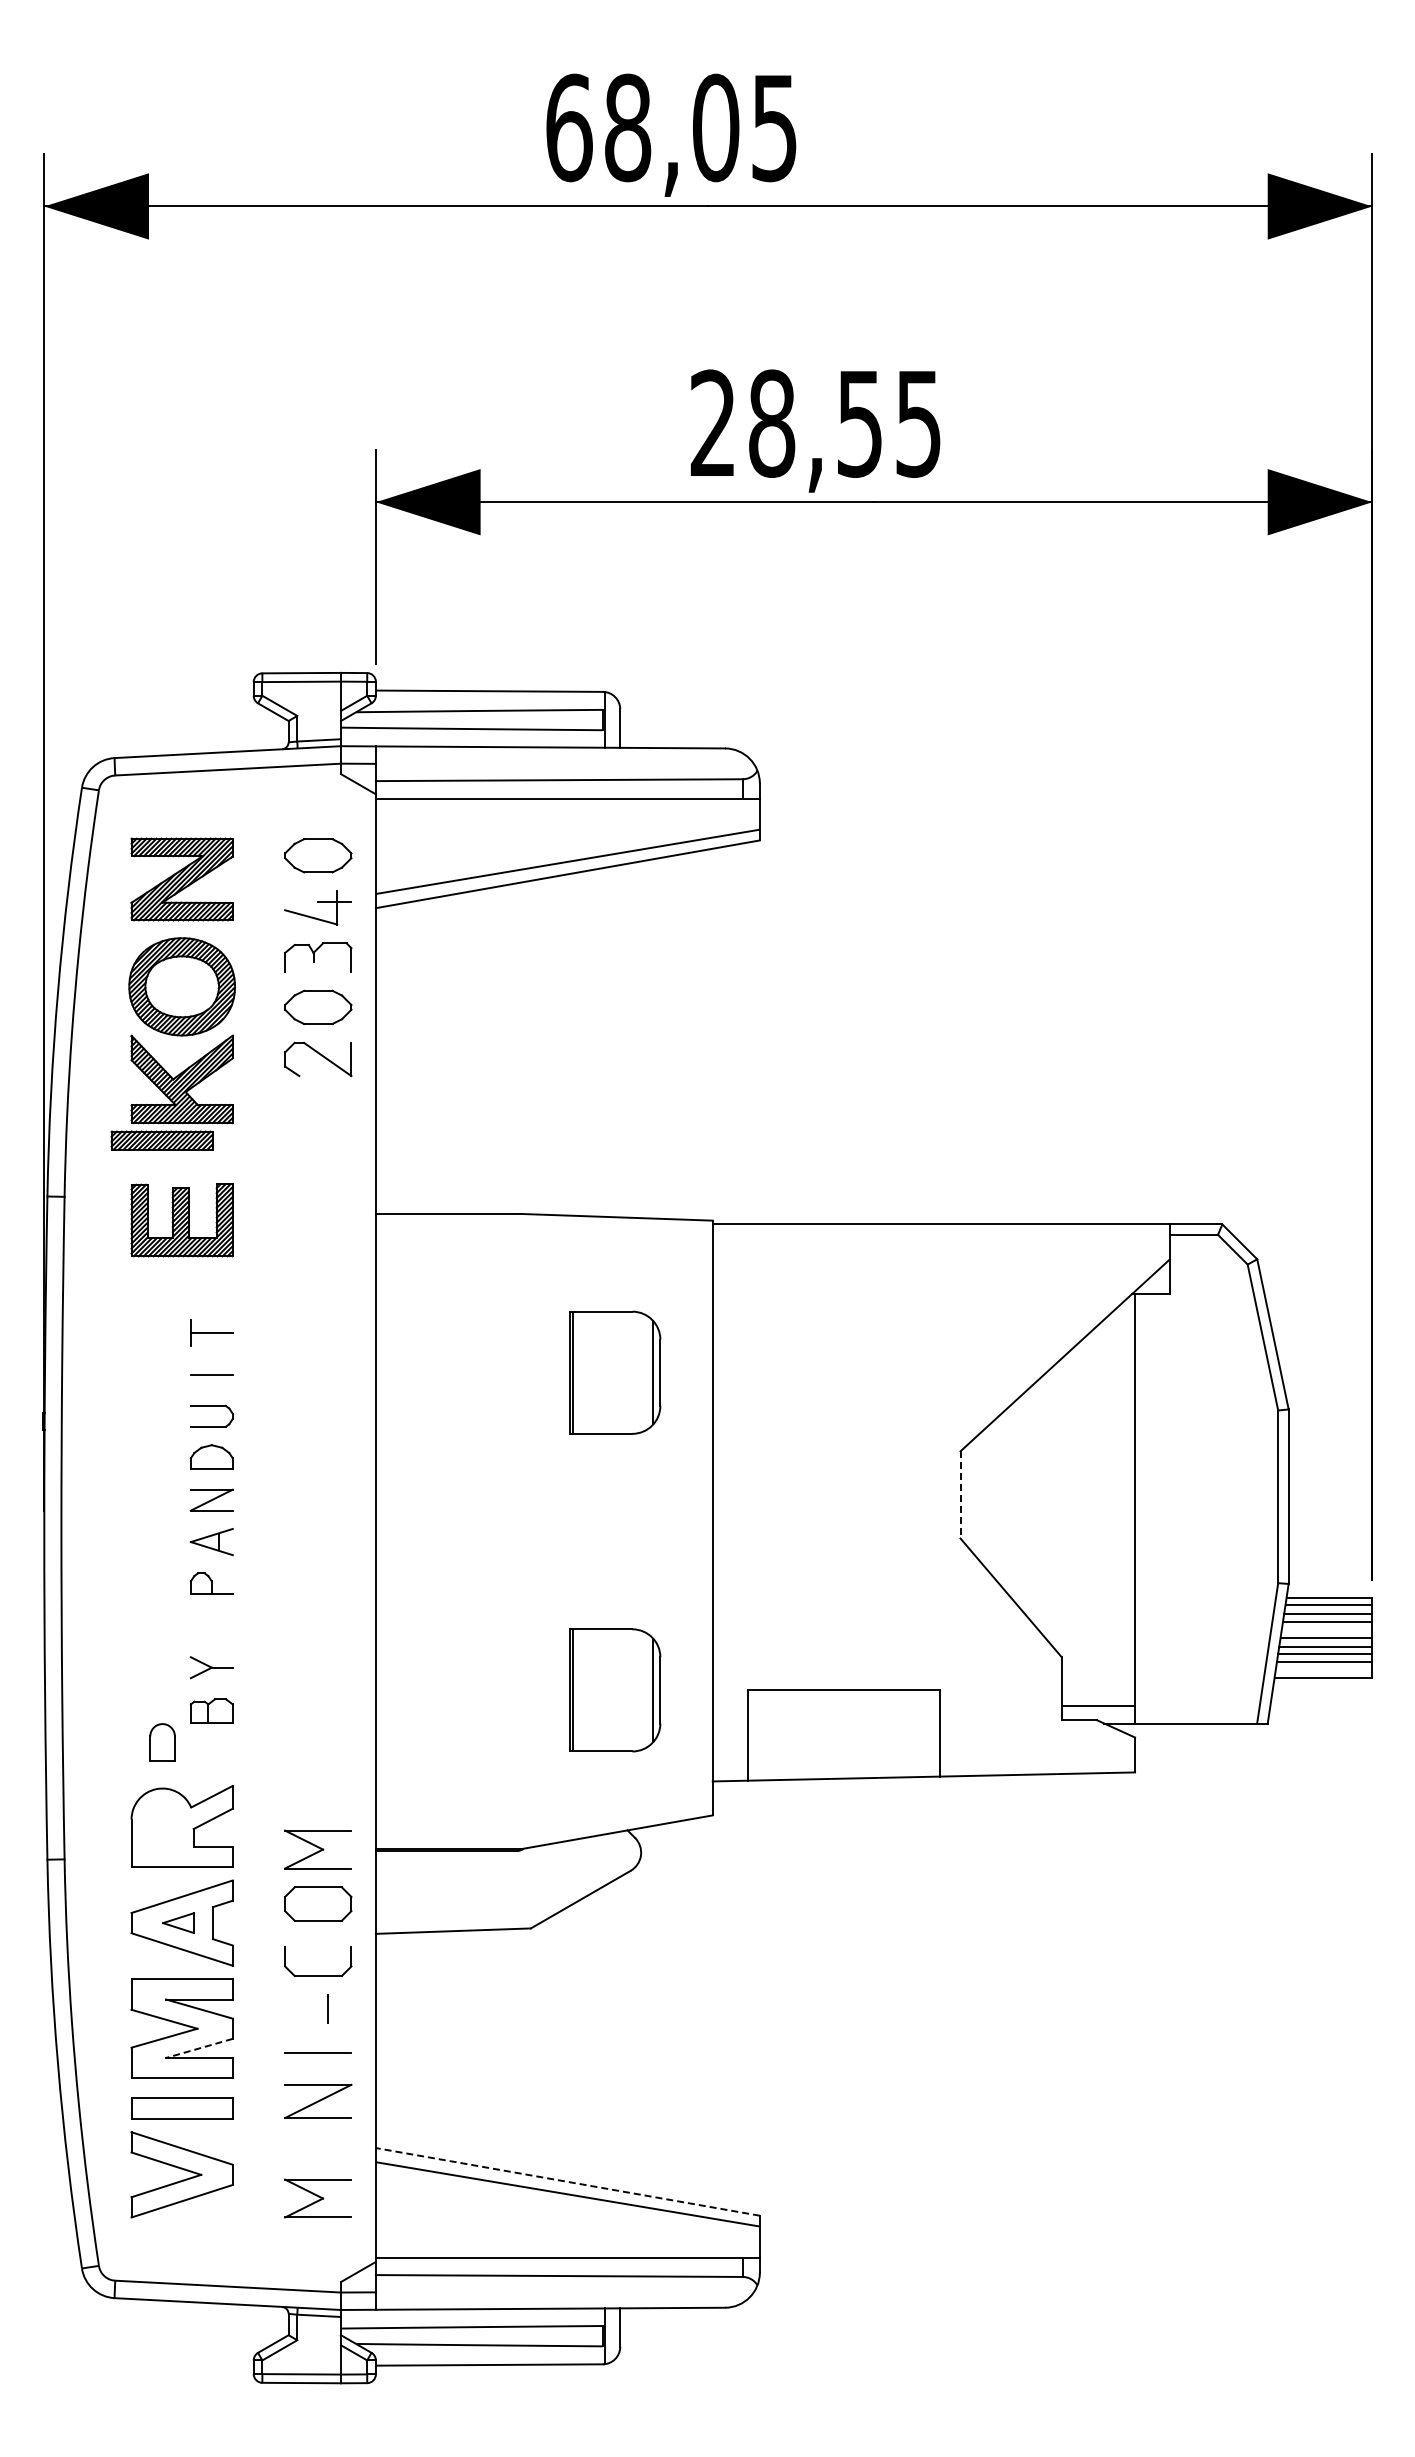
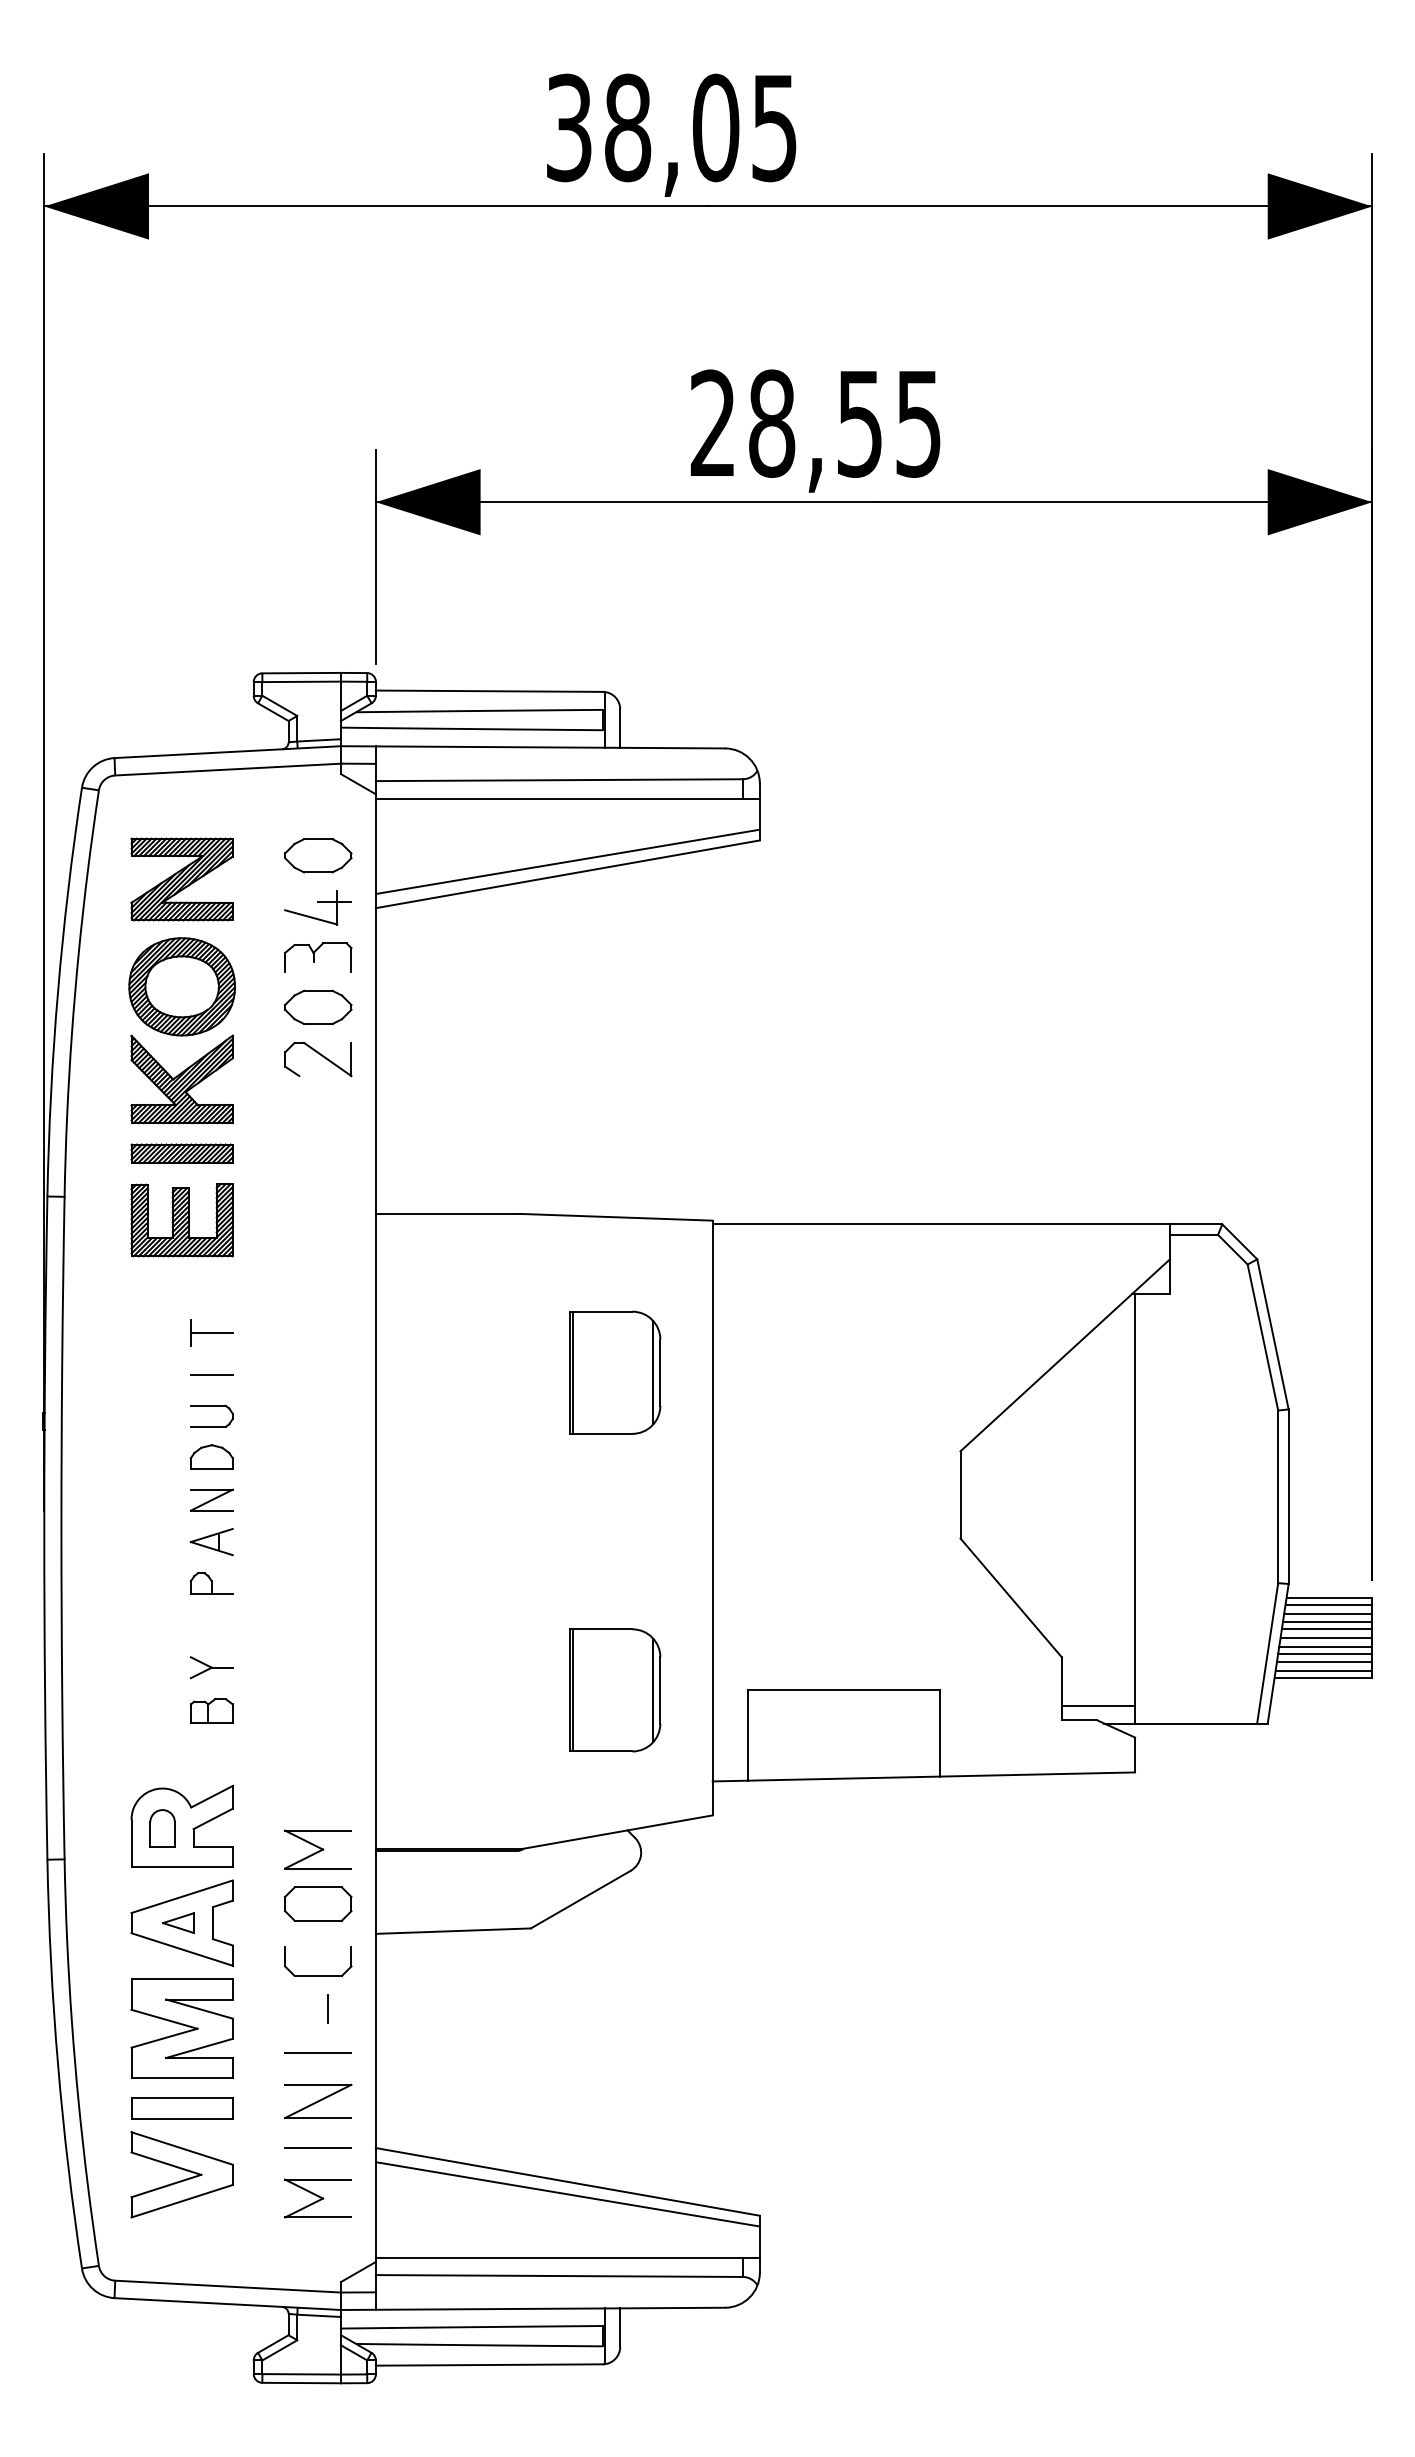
text: 68,05 -> 38,05 (569, 127)
part position: (161, 1140) -> (181, 1153) (181, 1153)
line: dashed -> solid (960, 1494)
line: none -> present (1326, 1629)
line: none -> present (1323, 1671)
part position: (162, 1742) -> (162, 1828) (162, 1828)
line: dashed -> solid (199, 2048)
line: none -> present (318, 2148)
line: dashed -> solid (567, 2181)
